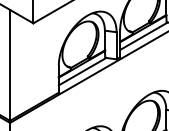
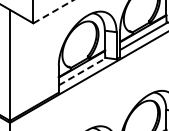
line: solid -> dashed (53, 11)
line: solid -> dashed (83, 71)
